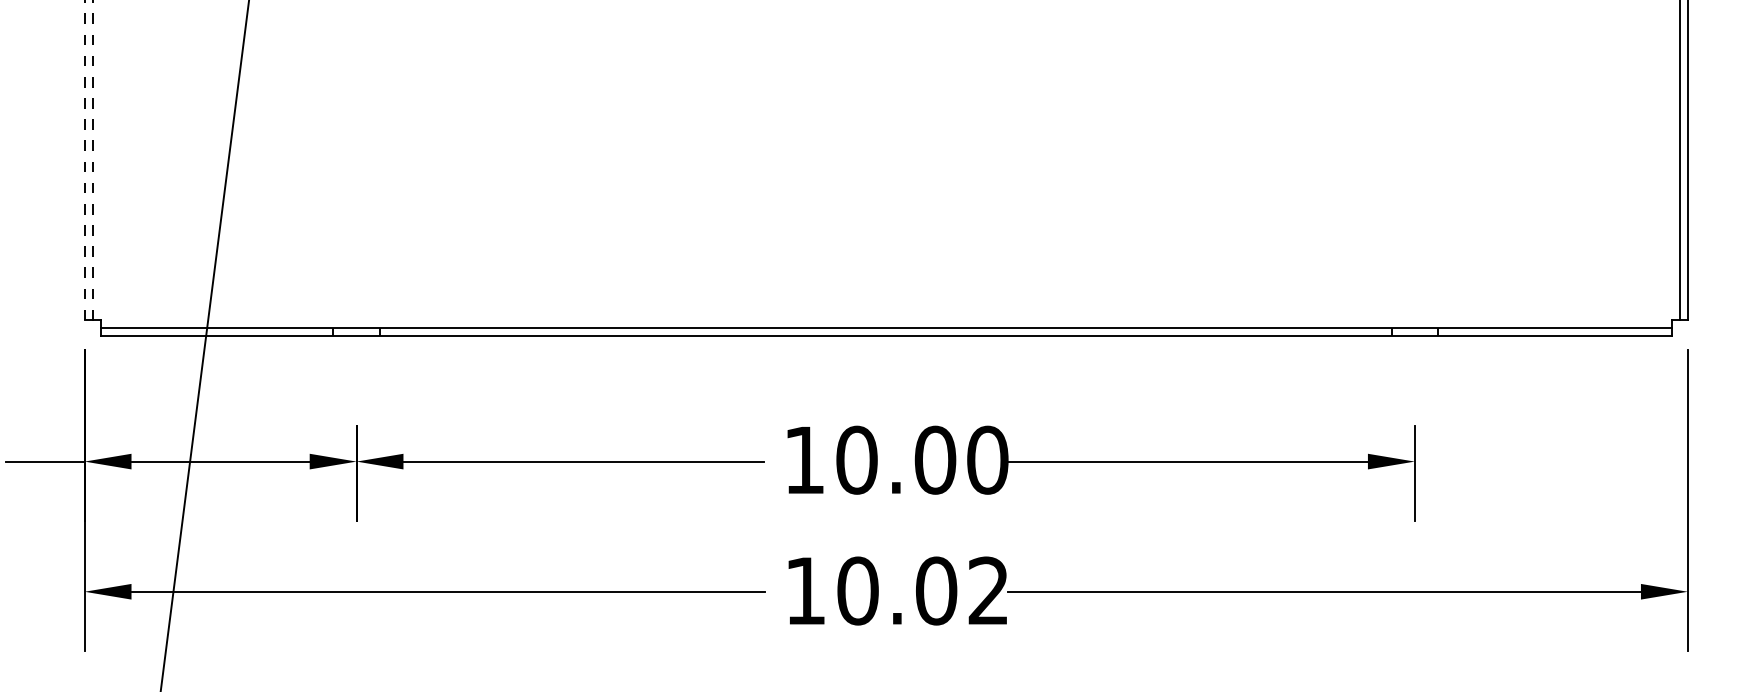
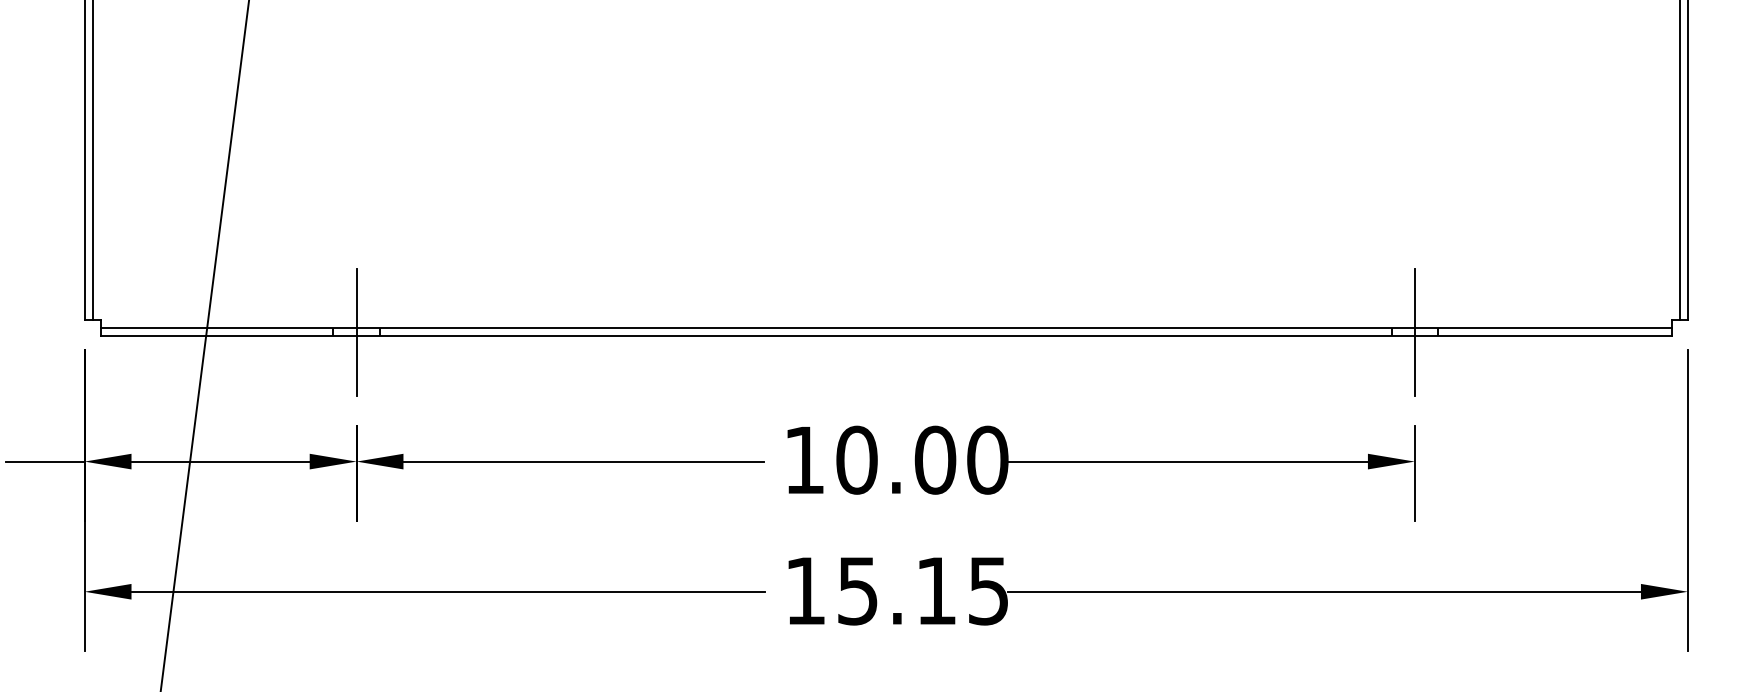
line: dashed -> solid (84, 160)
line: dashed -> solid (92, 160)
line: none -> present (356, 331)
line: none -> present (1414, 331)
text: 10.02 -> 15.15 (922, 590)
